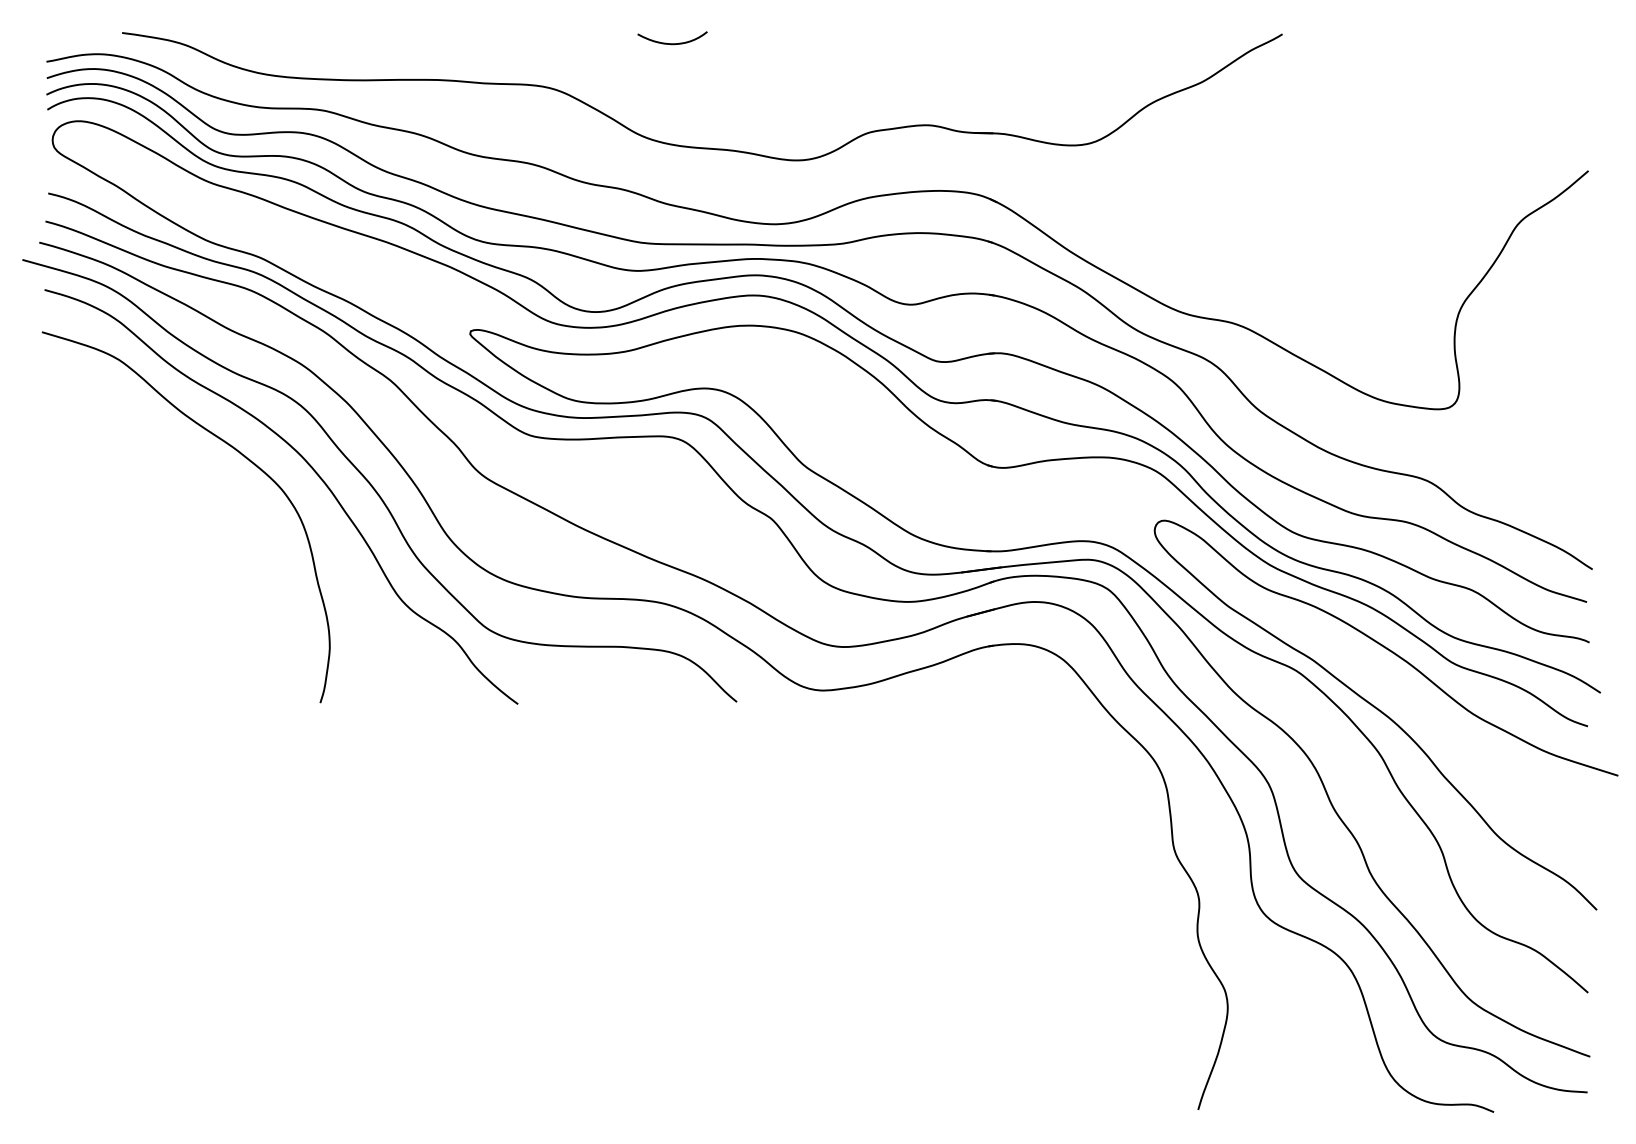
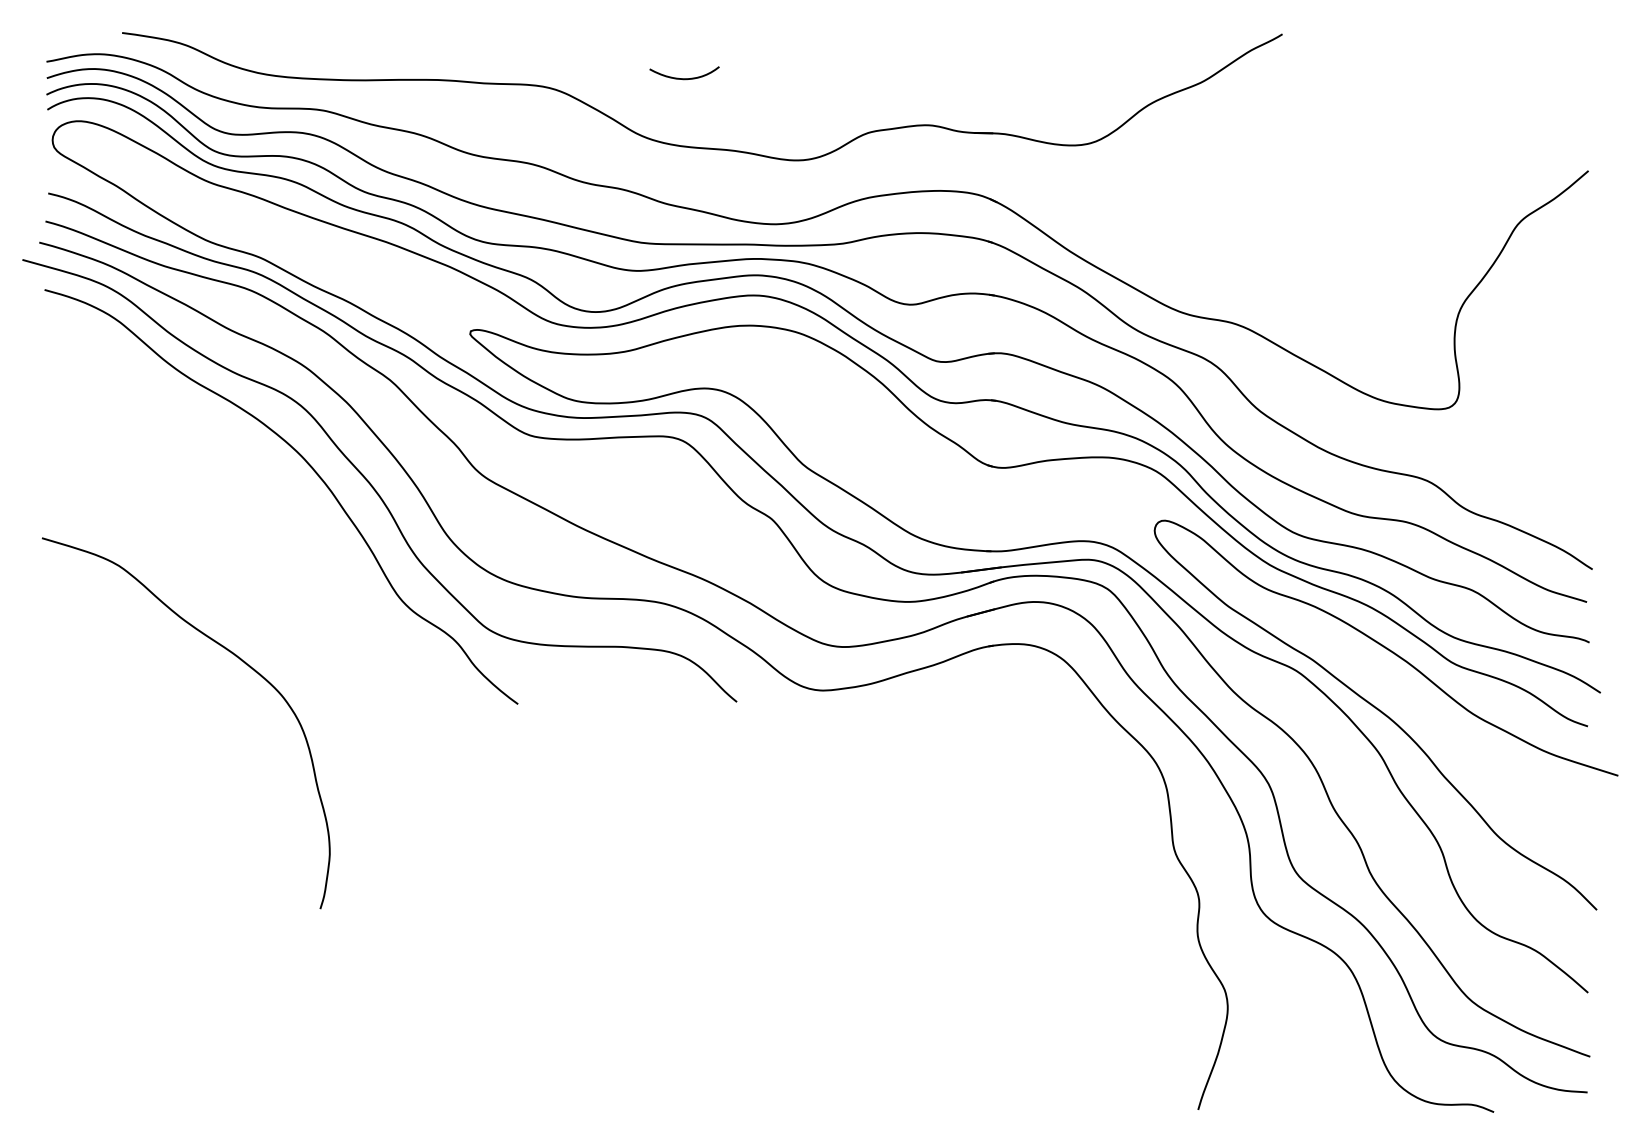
curve position: (672, 43) -> (684, 78) (684, 78)
curve position: (236, 451) -> (236, 657) (236, 657)
